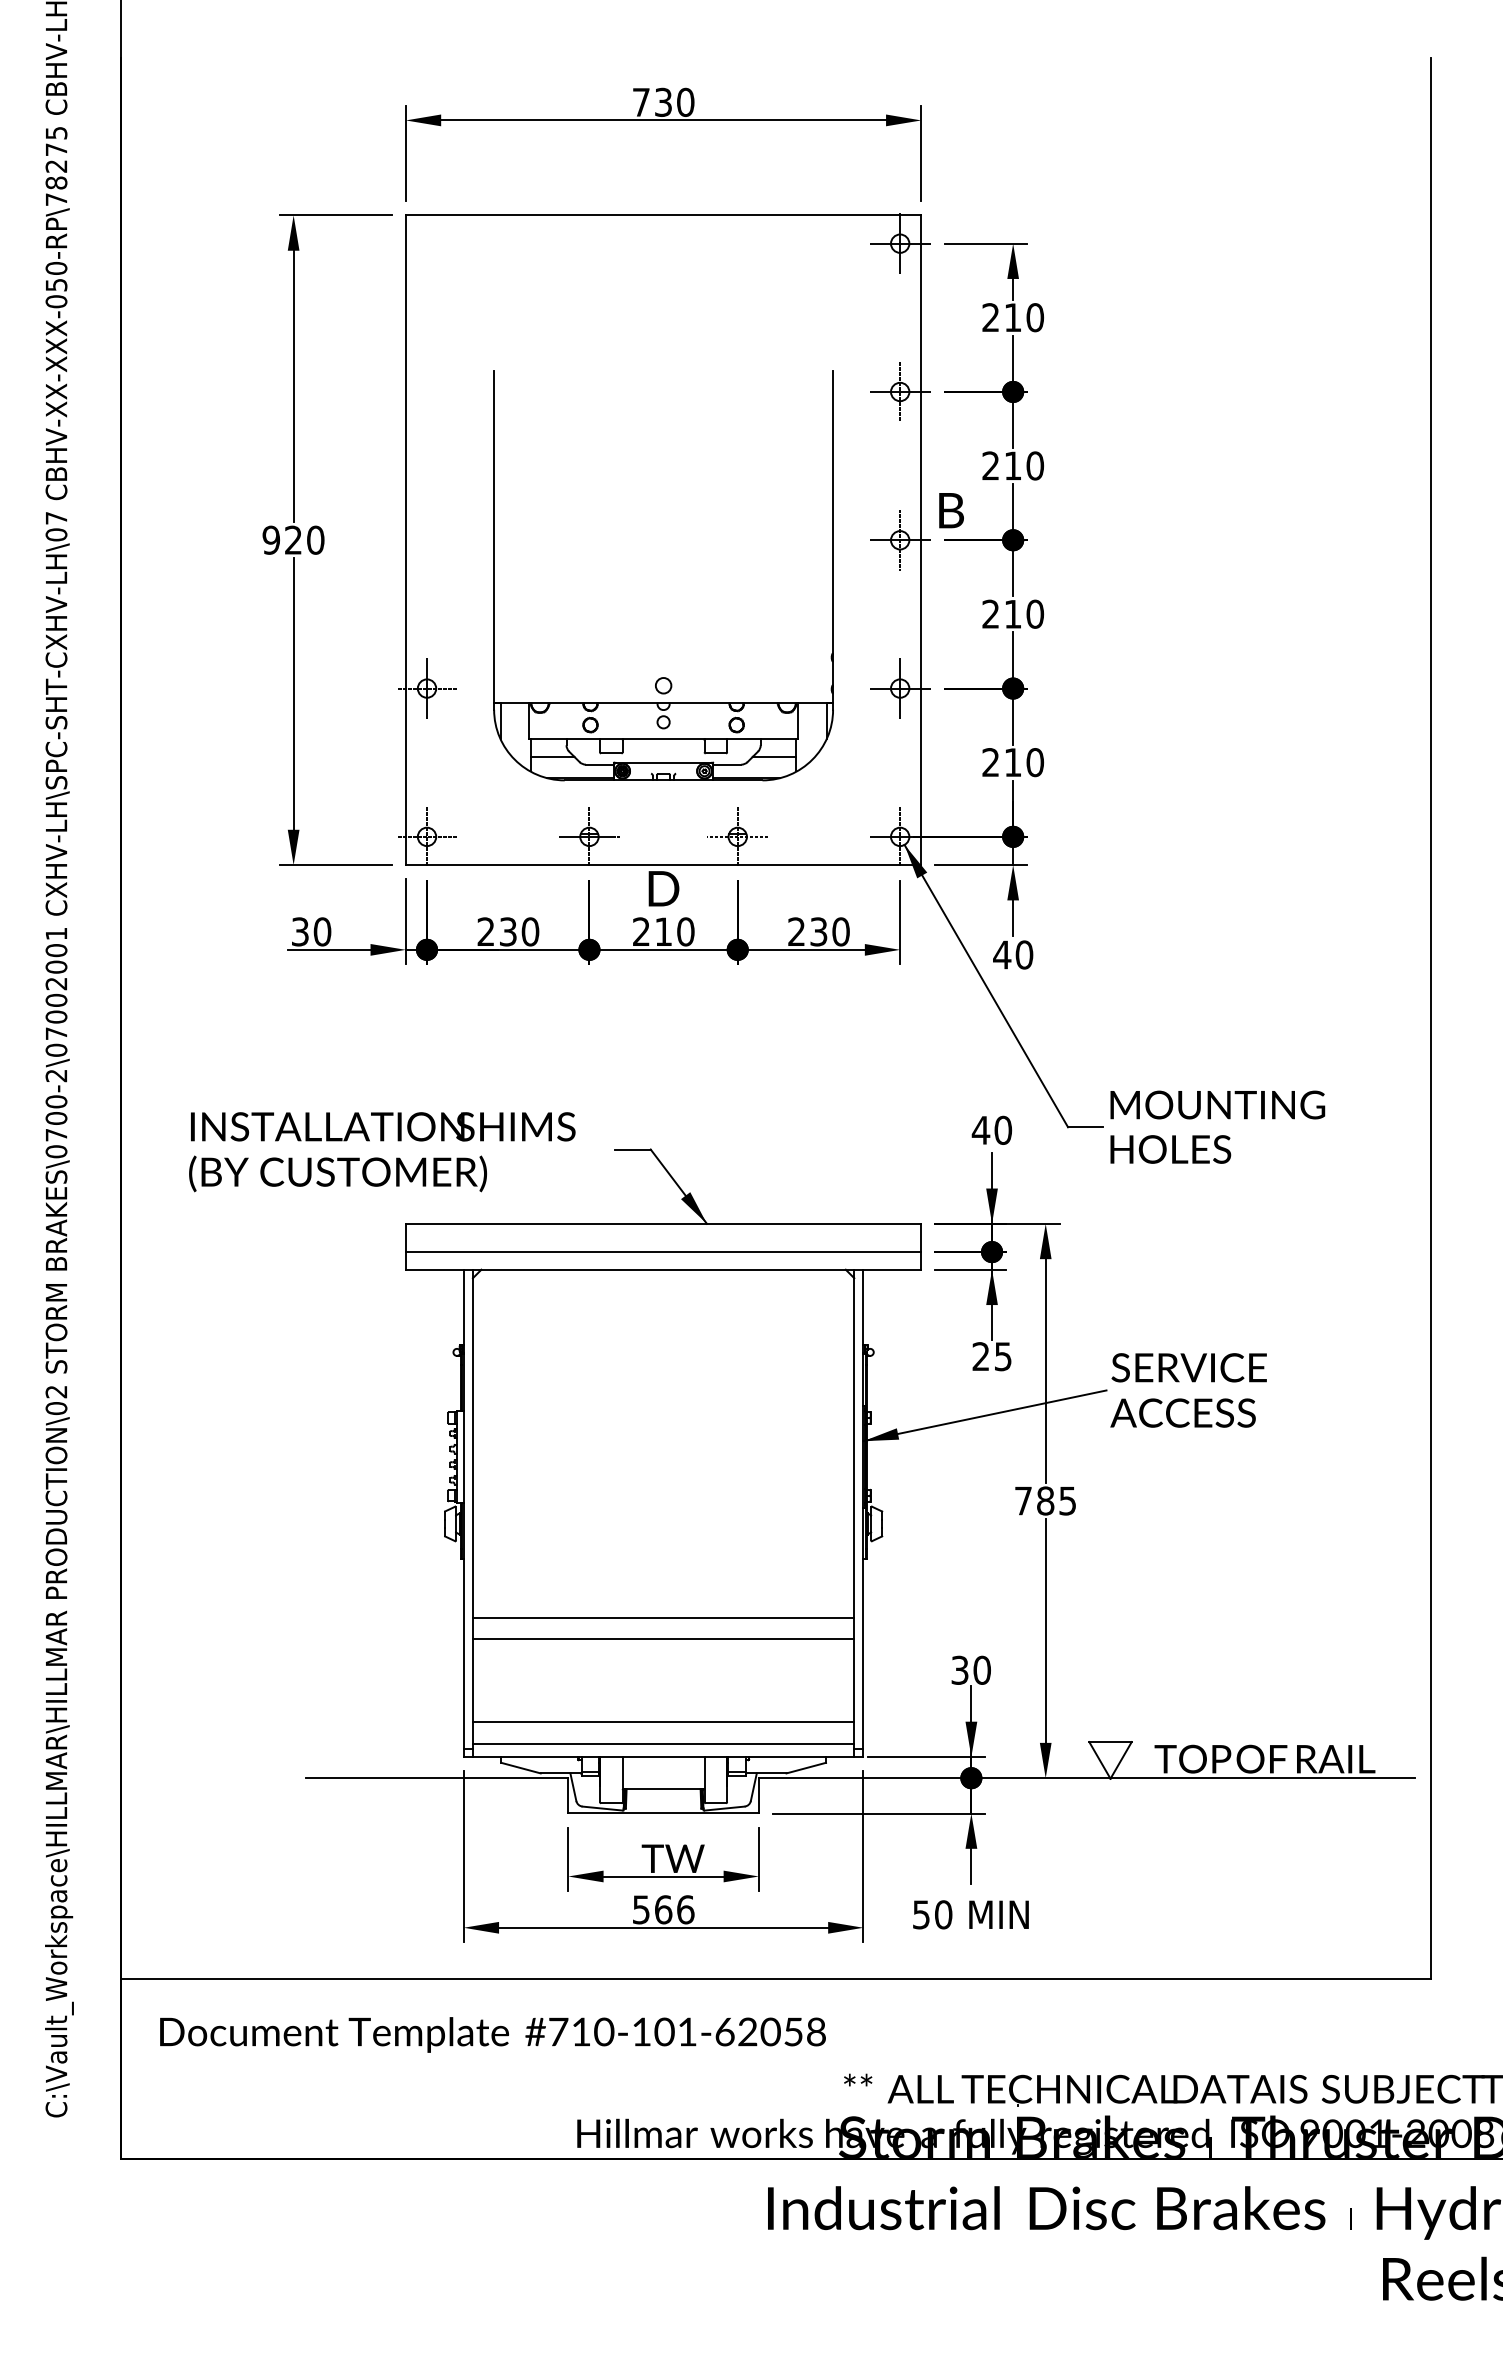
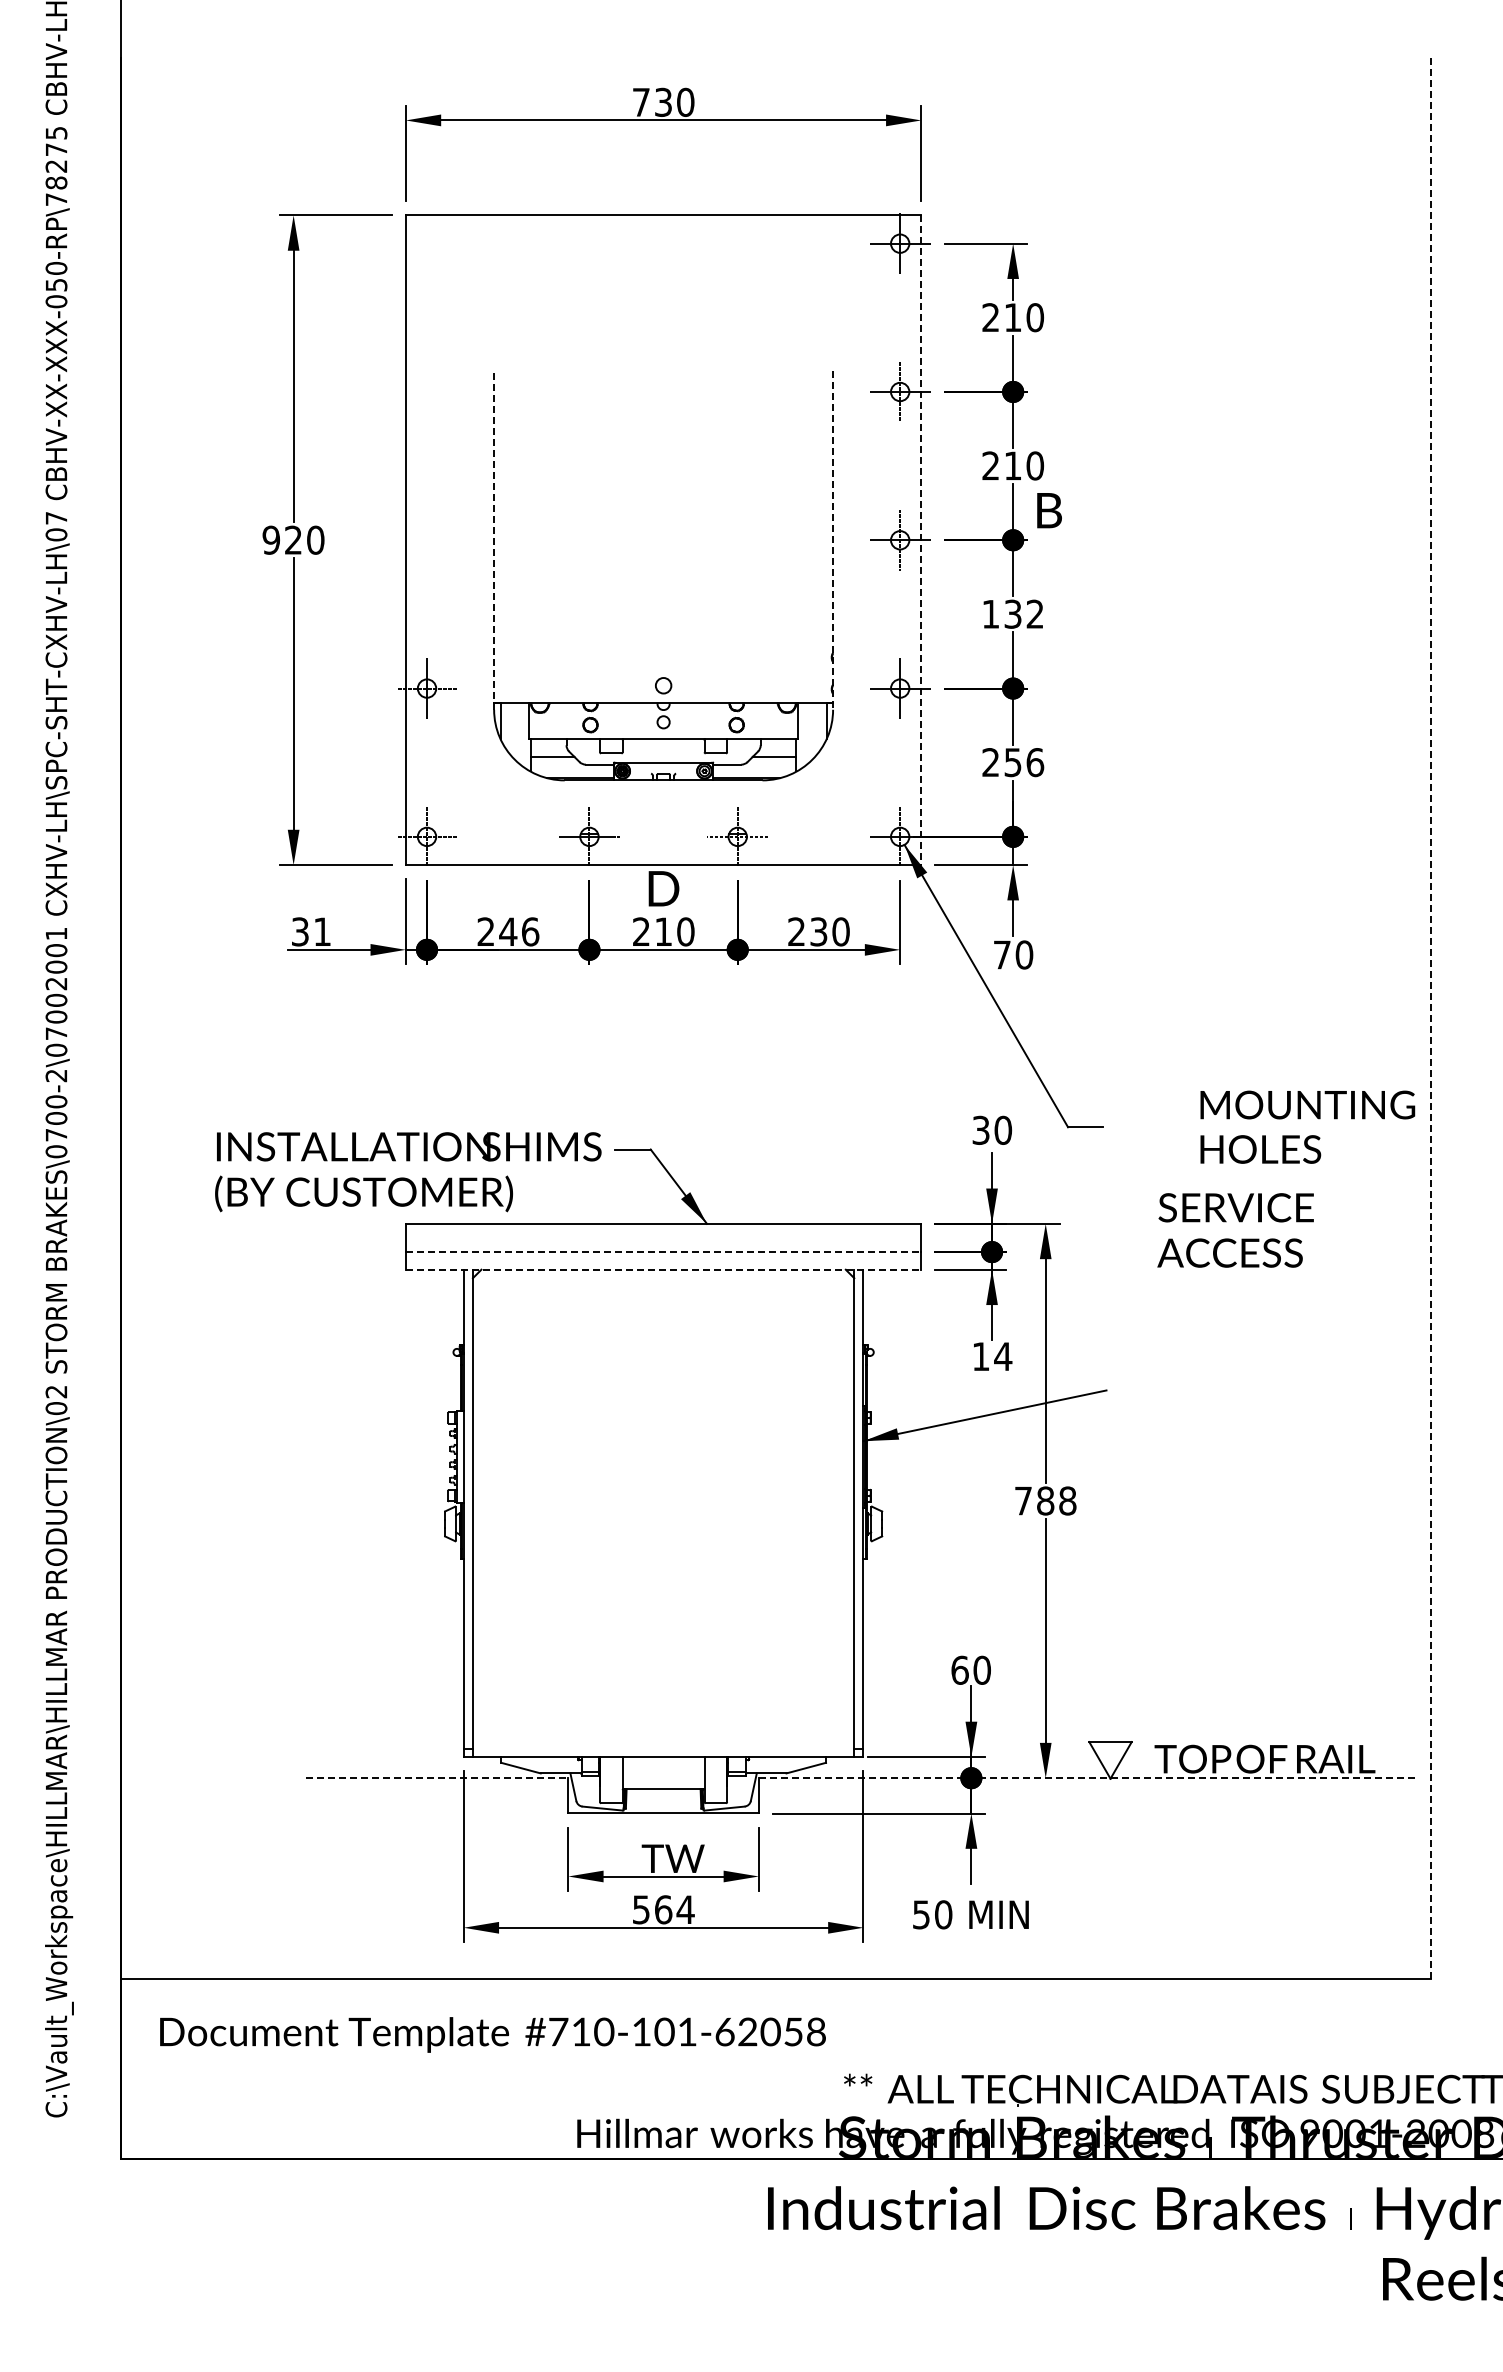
text position: (951, 510) -> (1049, 510) (1049, 510)
line: solid -> dashed (494, 539)
line: solid -> dashed (833, 540)
line: solid -> dashed (921, 540)
text: 210 -> 132 (1013, 613)
text: 210 -> 256 (1024, 762)
text: 30 -> 31 (322, 931)
text: 230 -> 246 (519, 931)
text: 40 -> 70 (1002, 954)
line: solid -> dashed (1430, 1019)
text position: (1217, 1126) -> (1307, 1126) (1307, 1126)
text: 40 -> 30 (980, 1129)
text position: (382, 1152) -> (408, 1172) (408, 1172)
line: solid -> dashed (663, 1252)
line: solid -> dashed (663, 1269)
text: 25 -> 14 (992, 1356)
text position: (1188, 1390) -> (1235, 1230) (1235, 1230)
text: 785 -> 788 (1067, 1500)
line: present -> none (663, 1617)
line: present -> none (663, 1639)
text: 30 -> 60 (959, 1669)
line: present -> none (663, 1722)
line: present -> none (663, 1743)
line: solid -> dashed (437, 1778)
line: solid -> dashed (1087, 1778)
text: 566 -> 564 (685, 1909)
